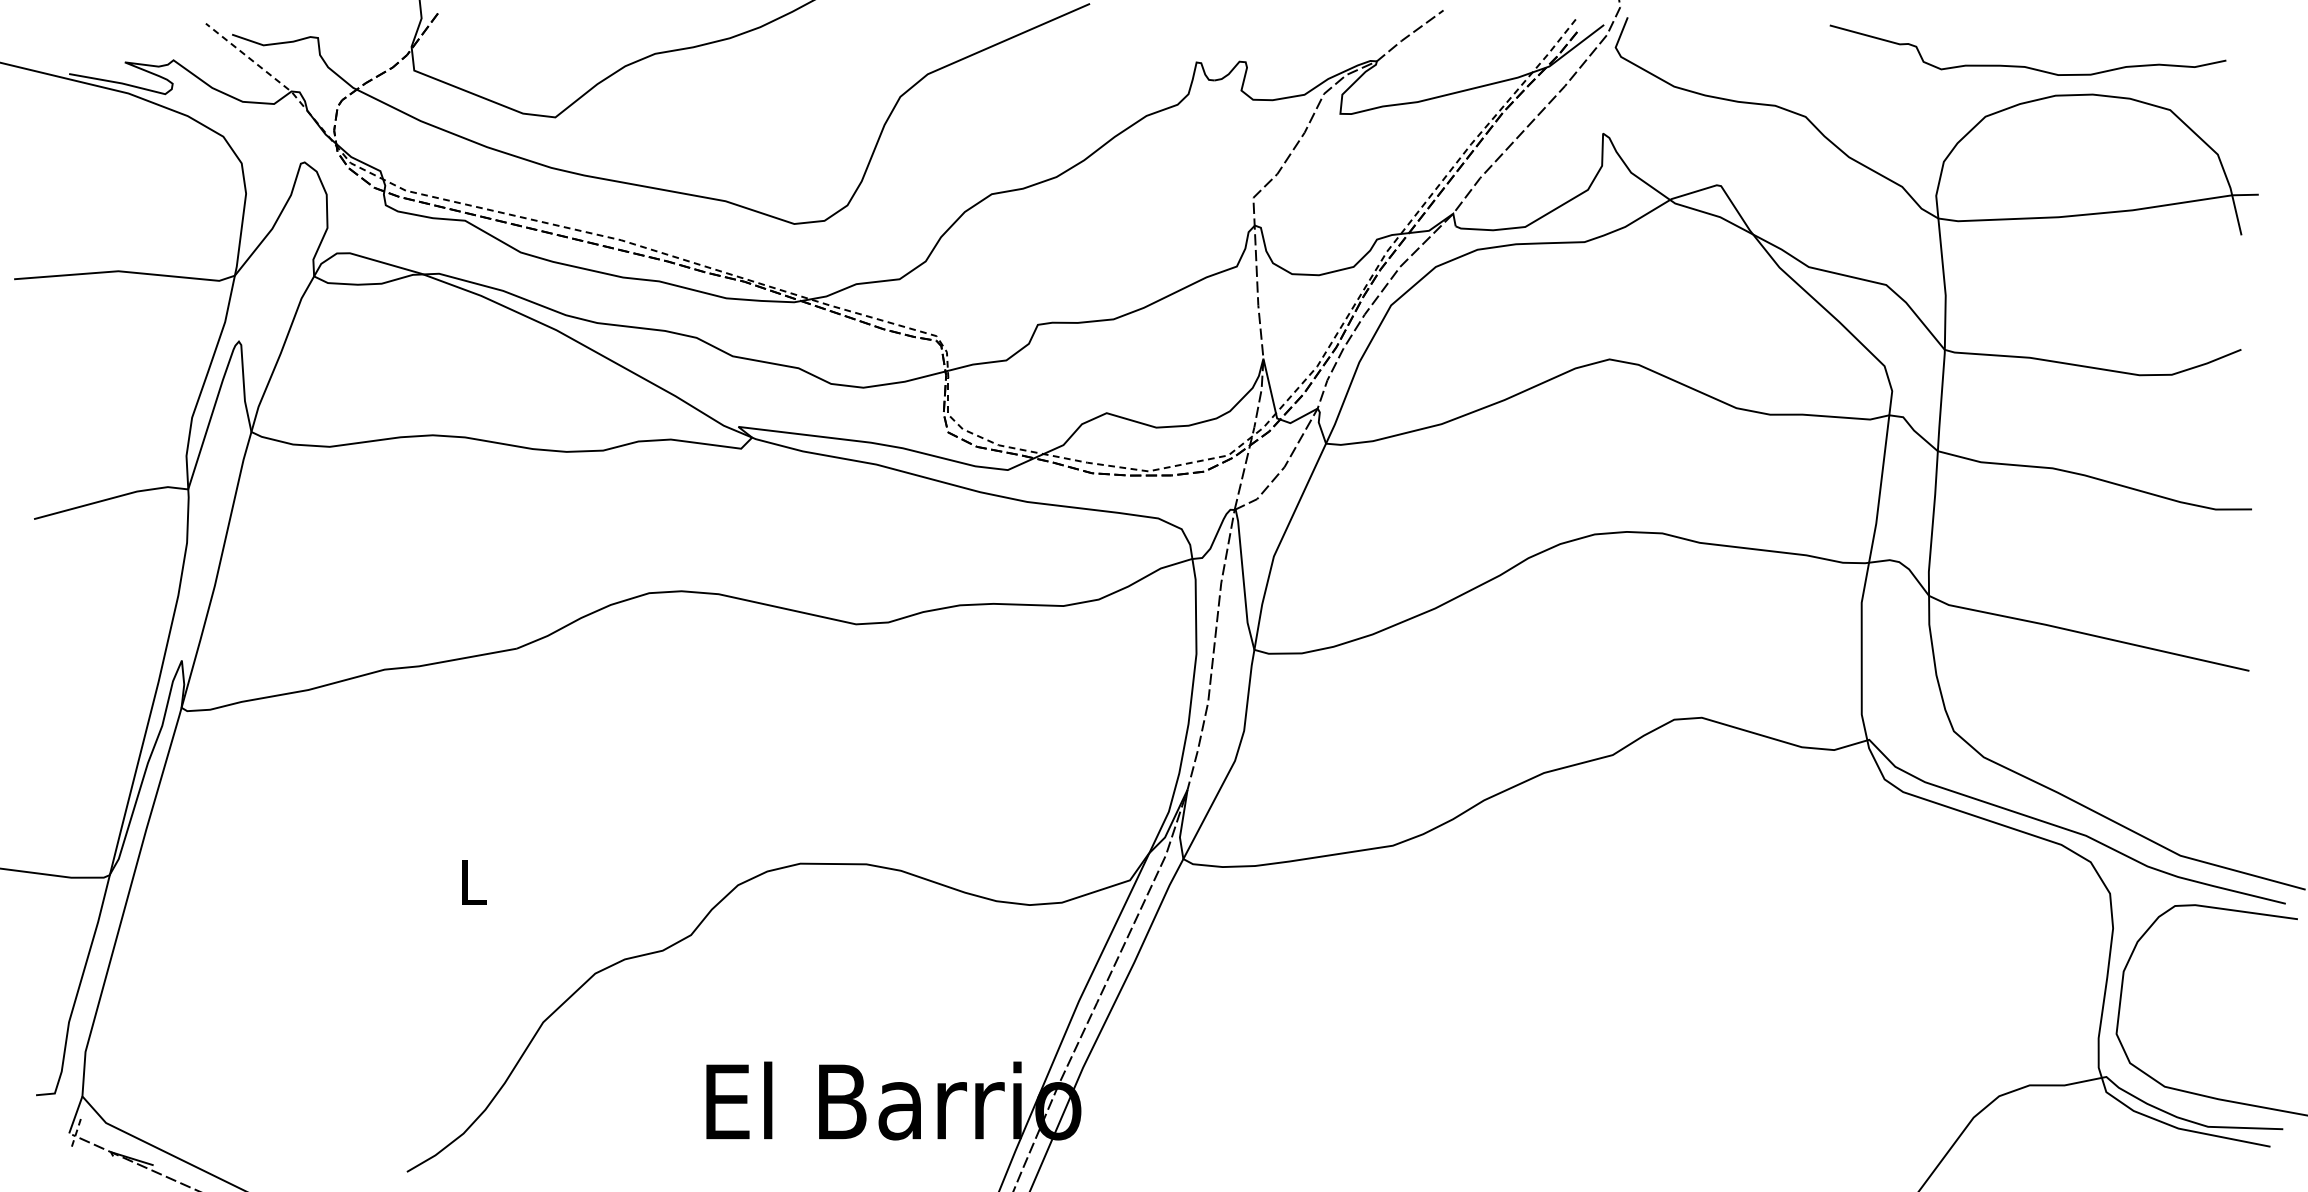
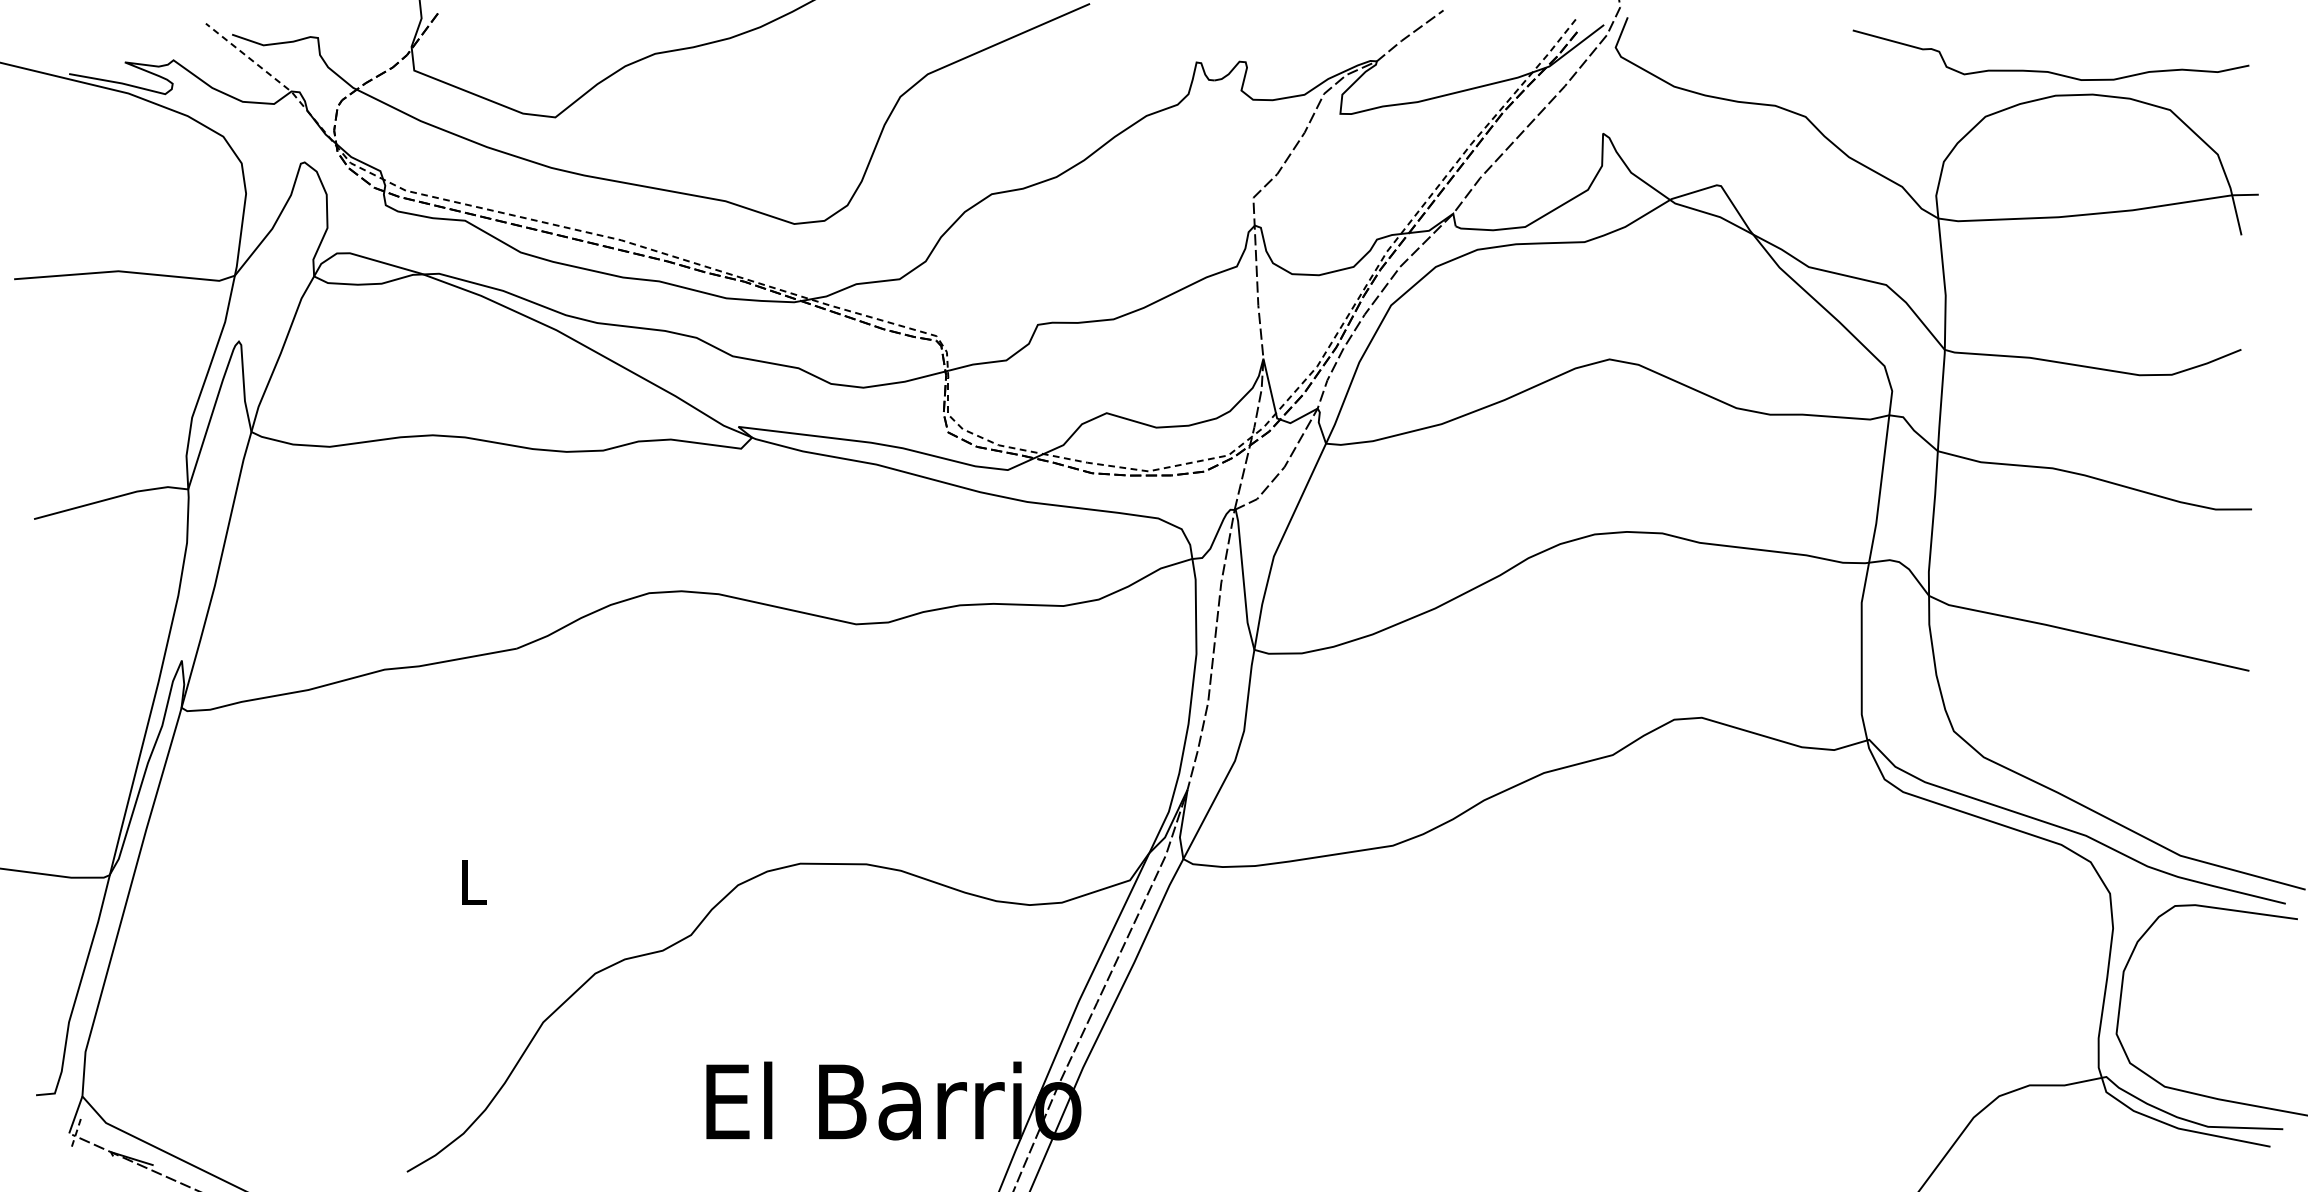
curve position: (2022, 65) -> (2045, 70) (2045, 70)
